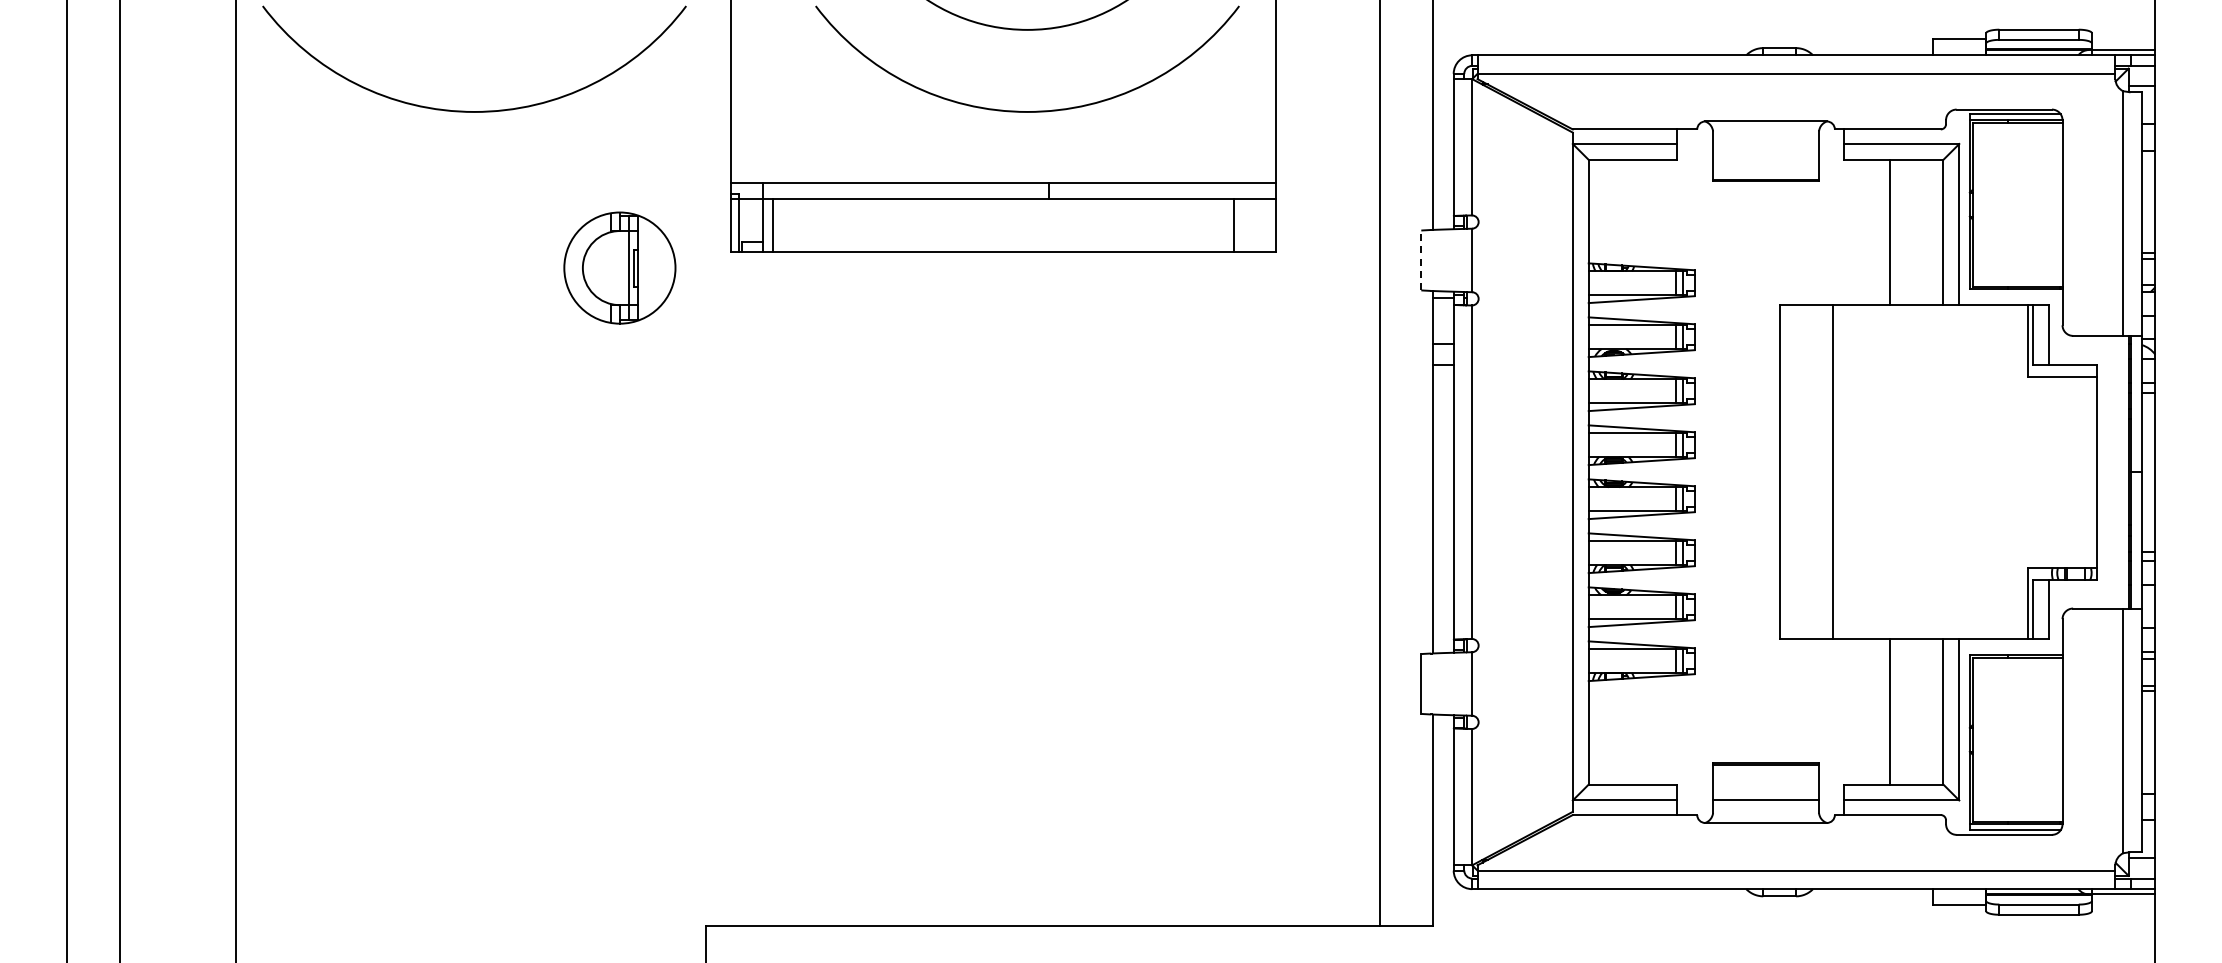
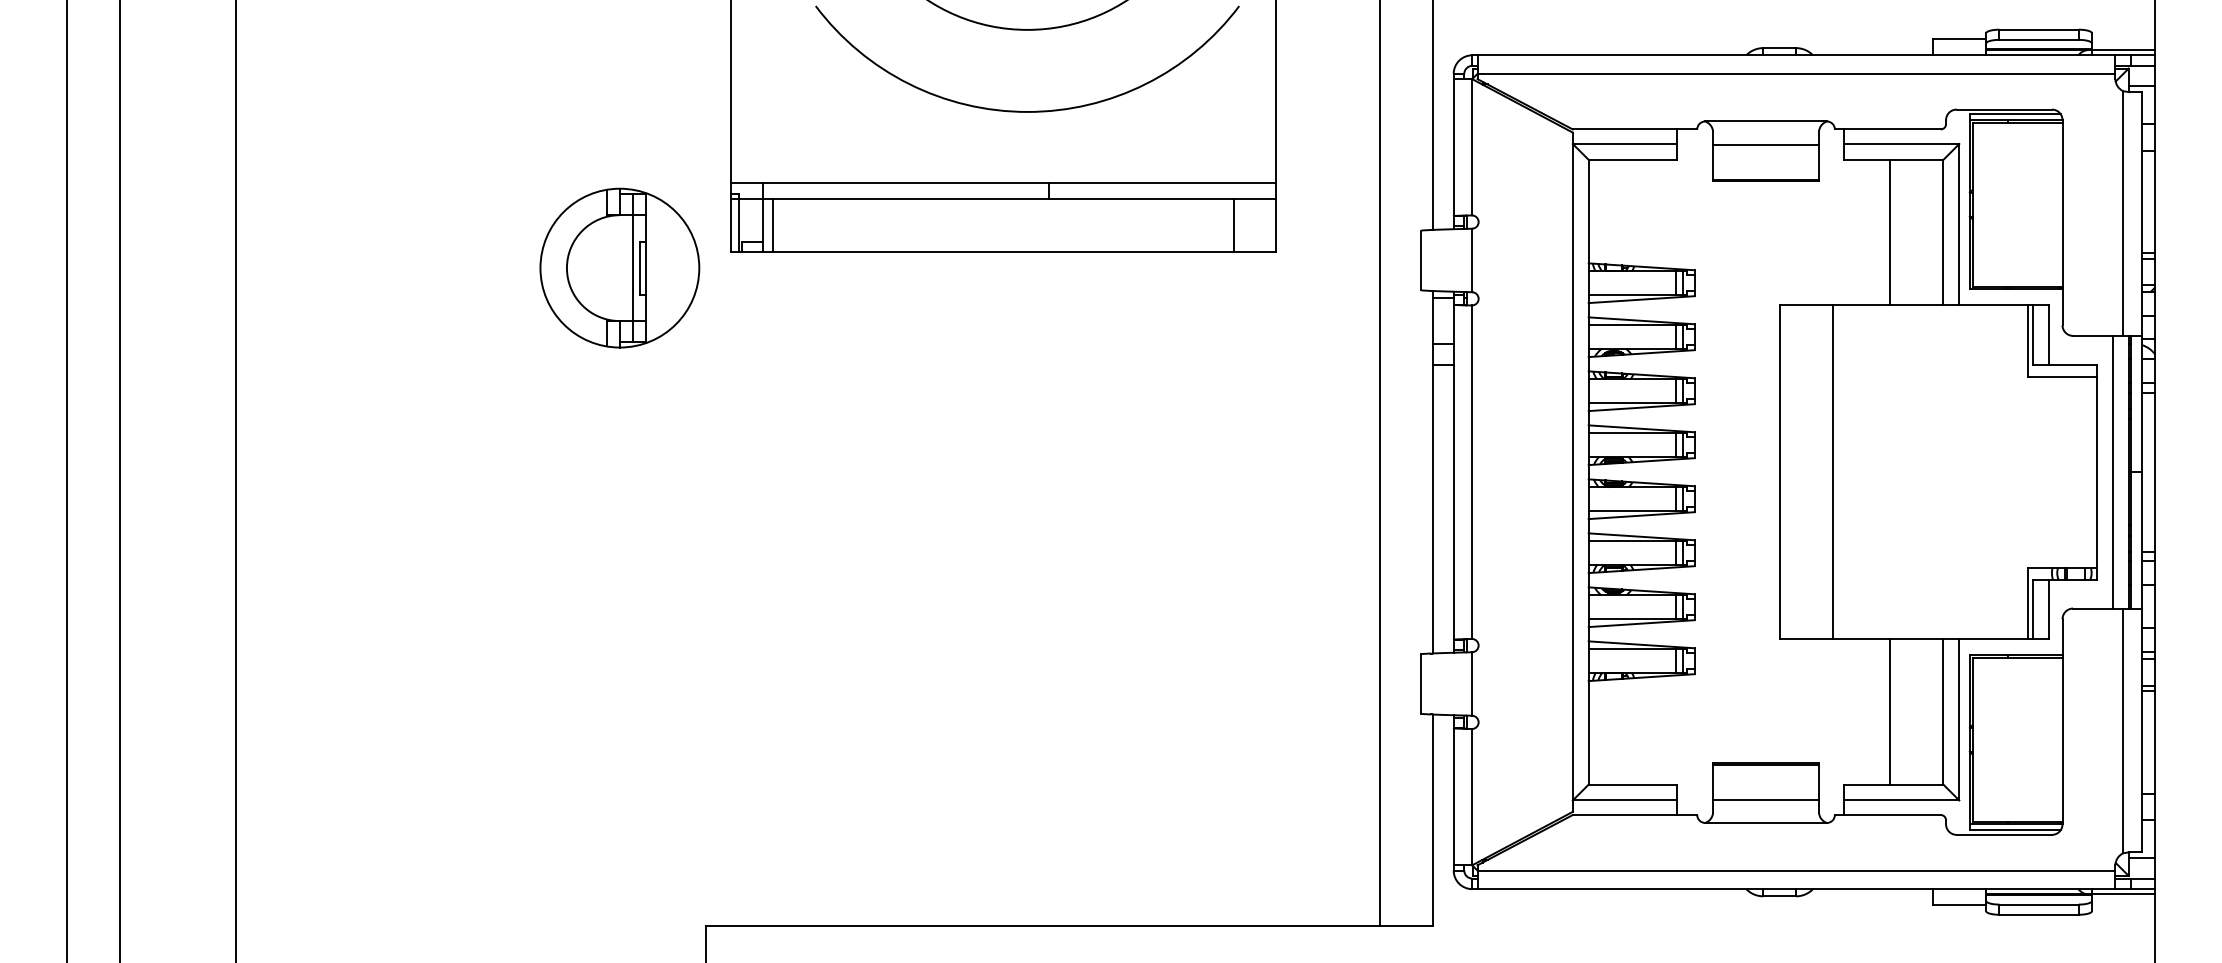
arc: present -> none (465, 110)
line: none -> present (1766, 144)
line: dashed -> solid (1421, 260)
part size: 114x114 px -> 162x162 px (619, 267)
line: none -> present (2112, 471)
